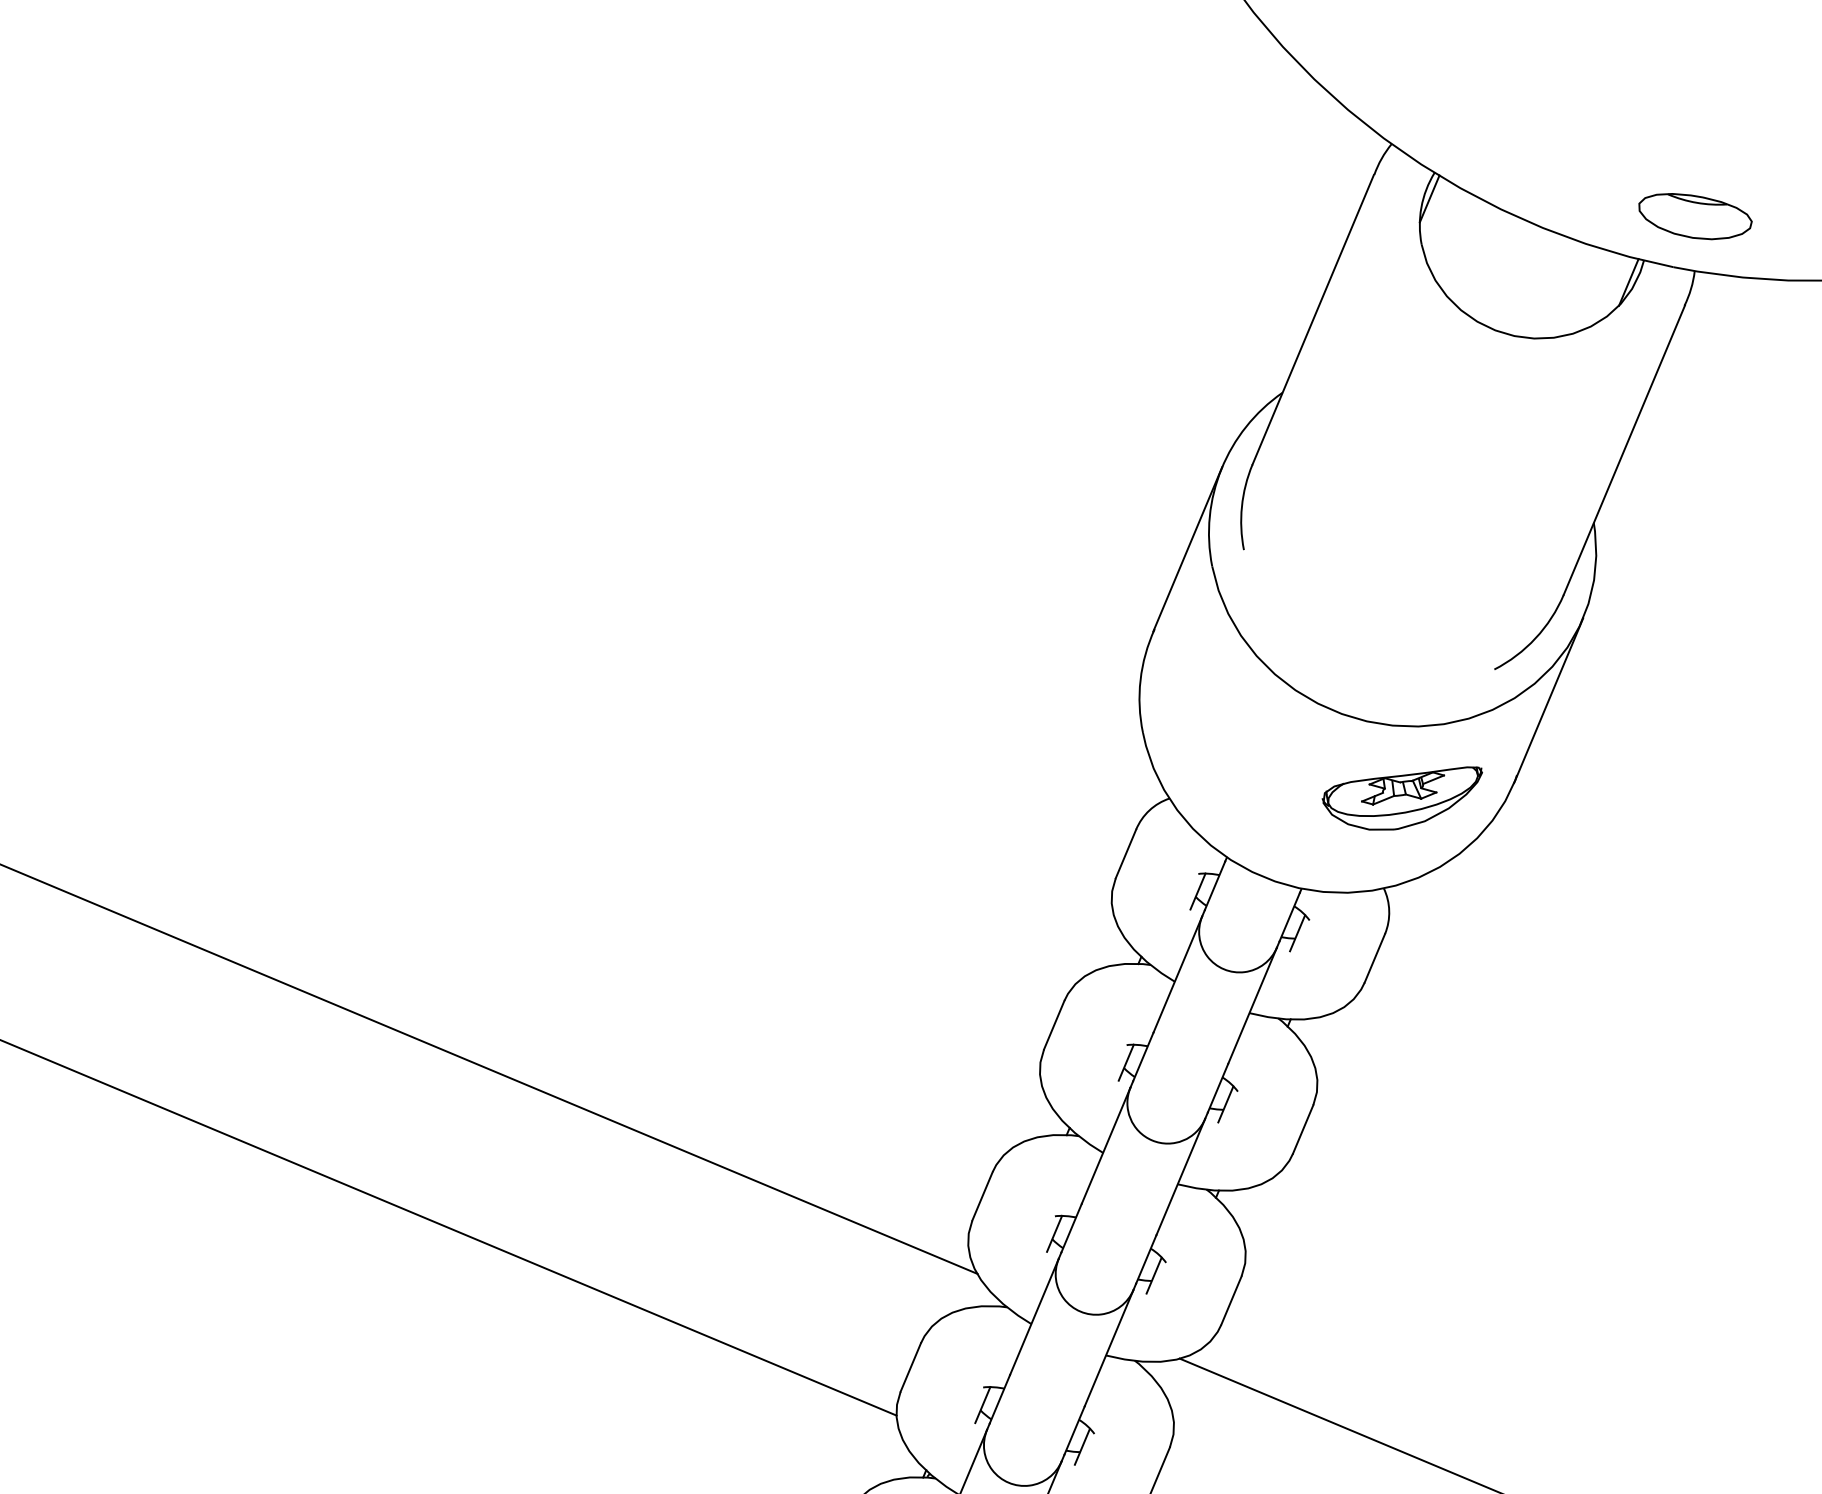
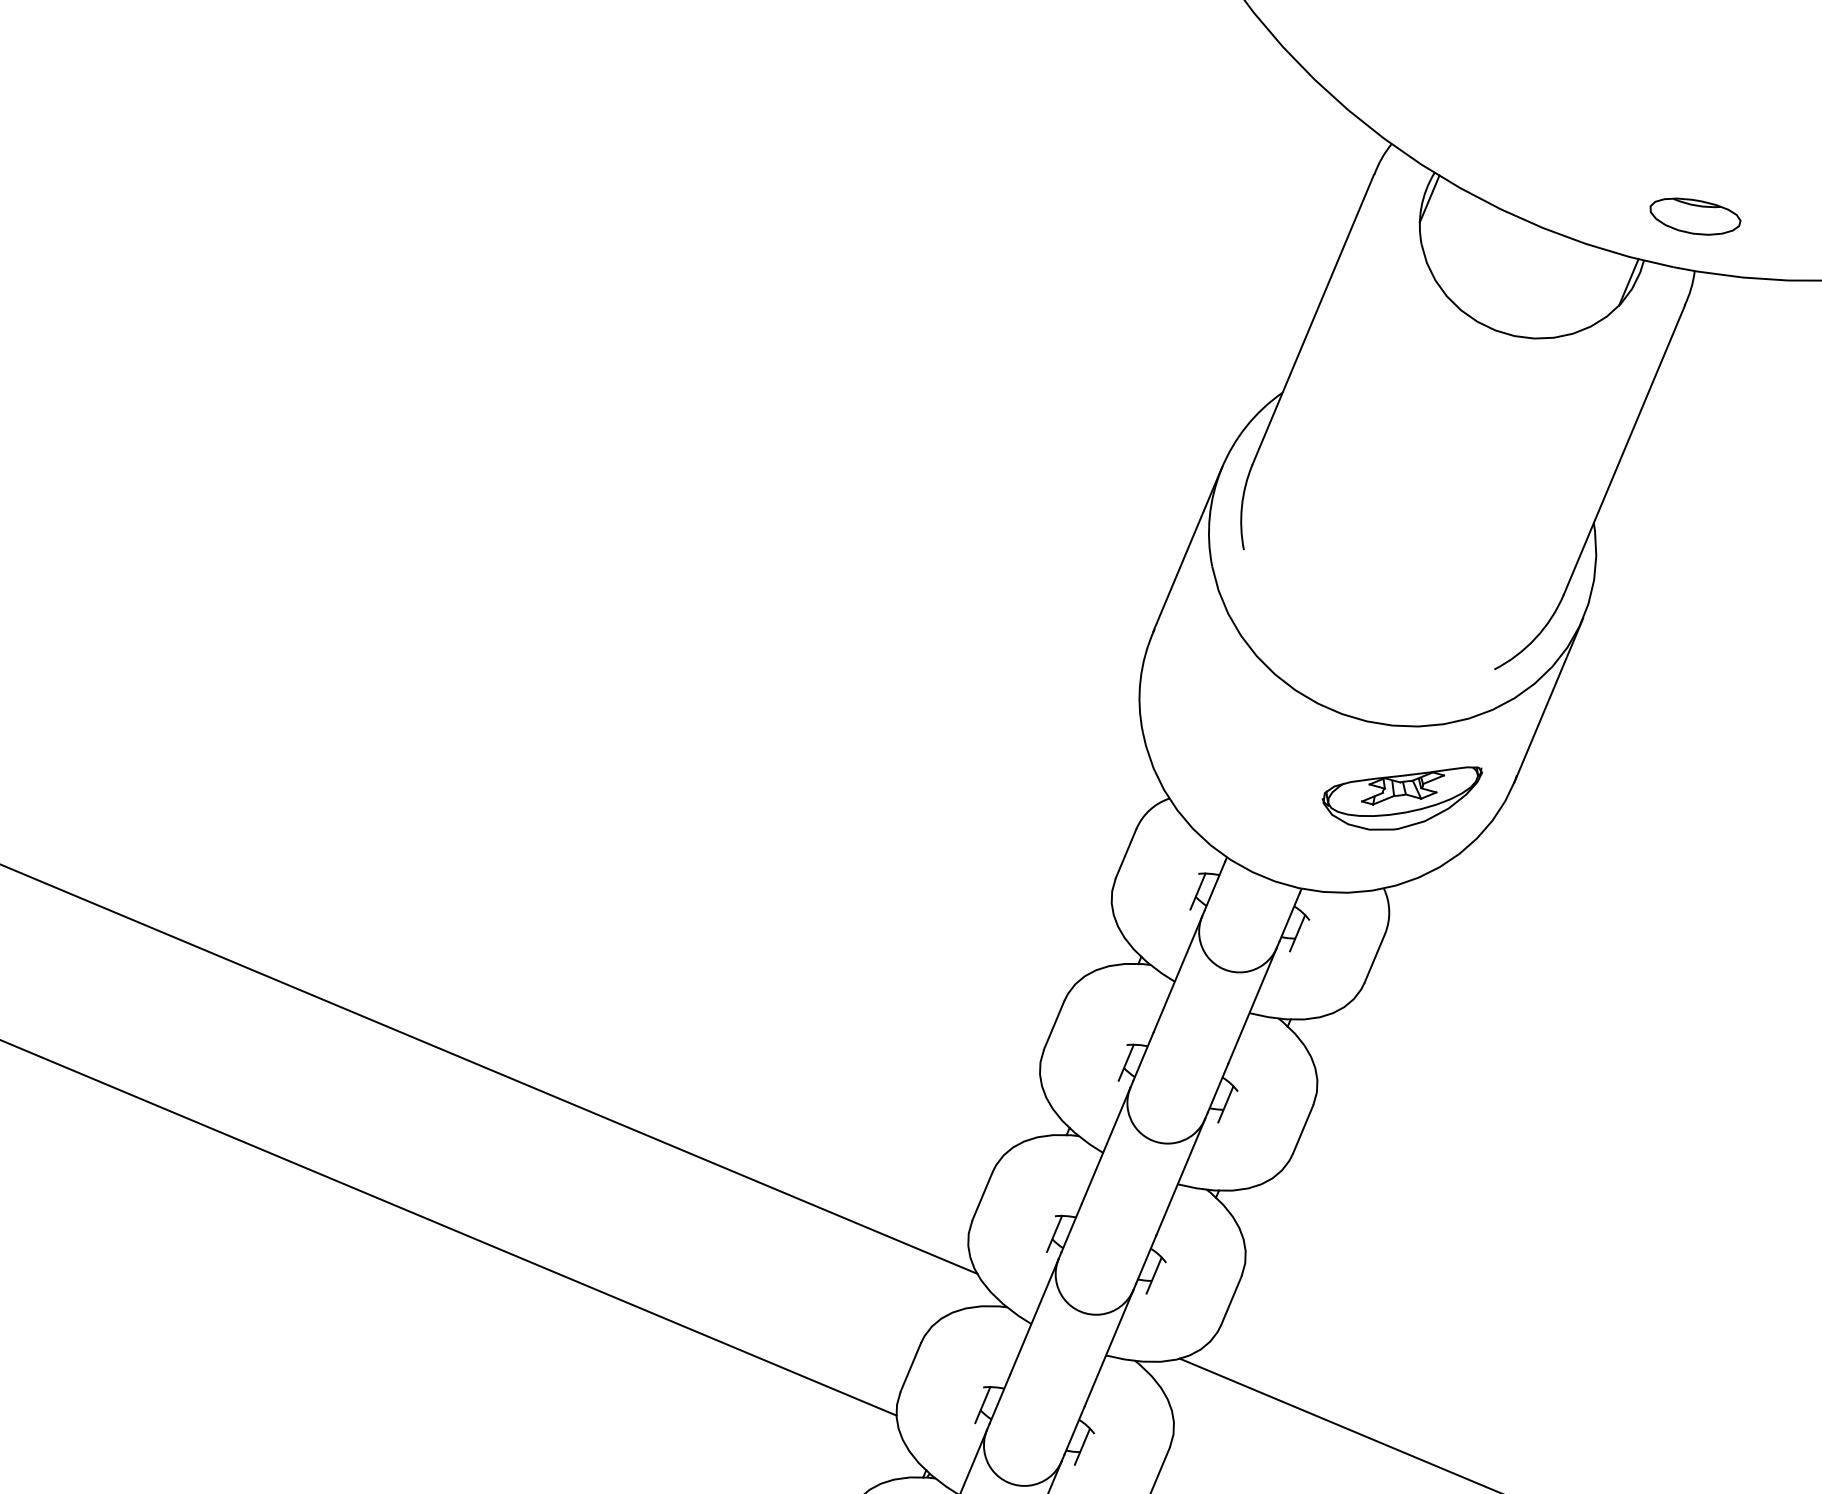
part size: 115x48 px -> 93x39 px (1695, 216)
